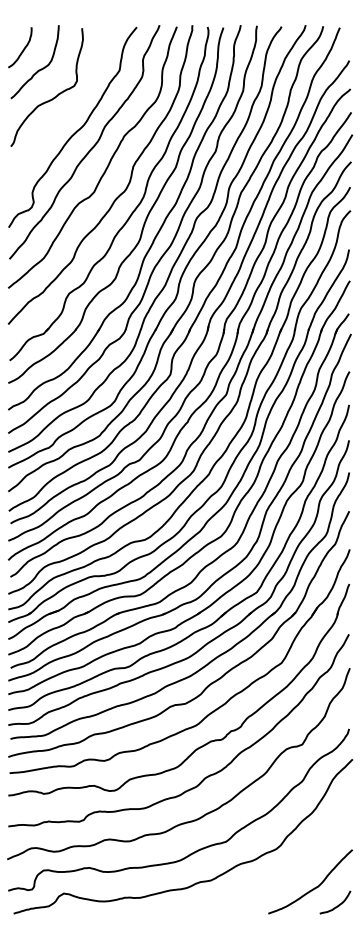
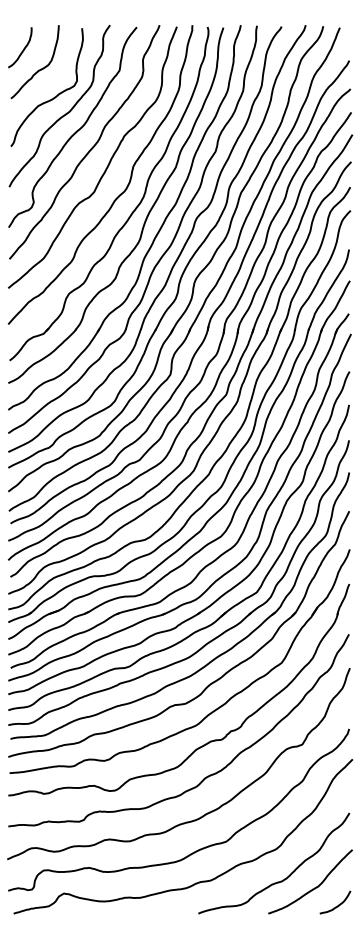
curve: none -> present (66, 112)
curve: none -> present (284, 878)
